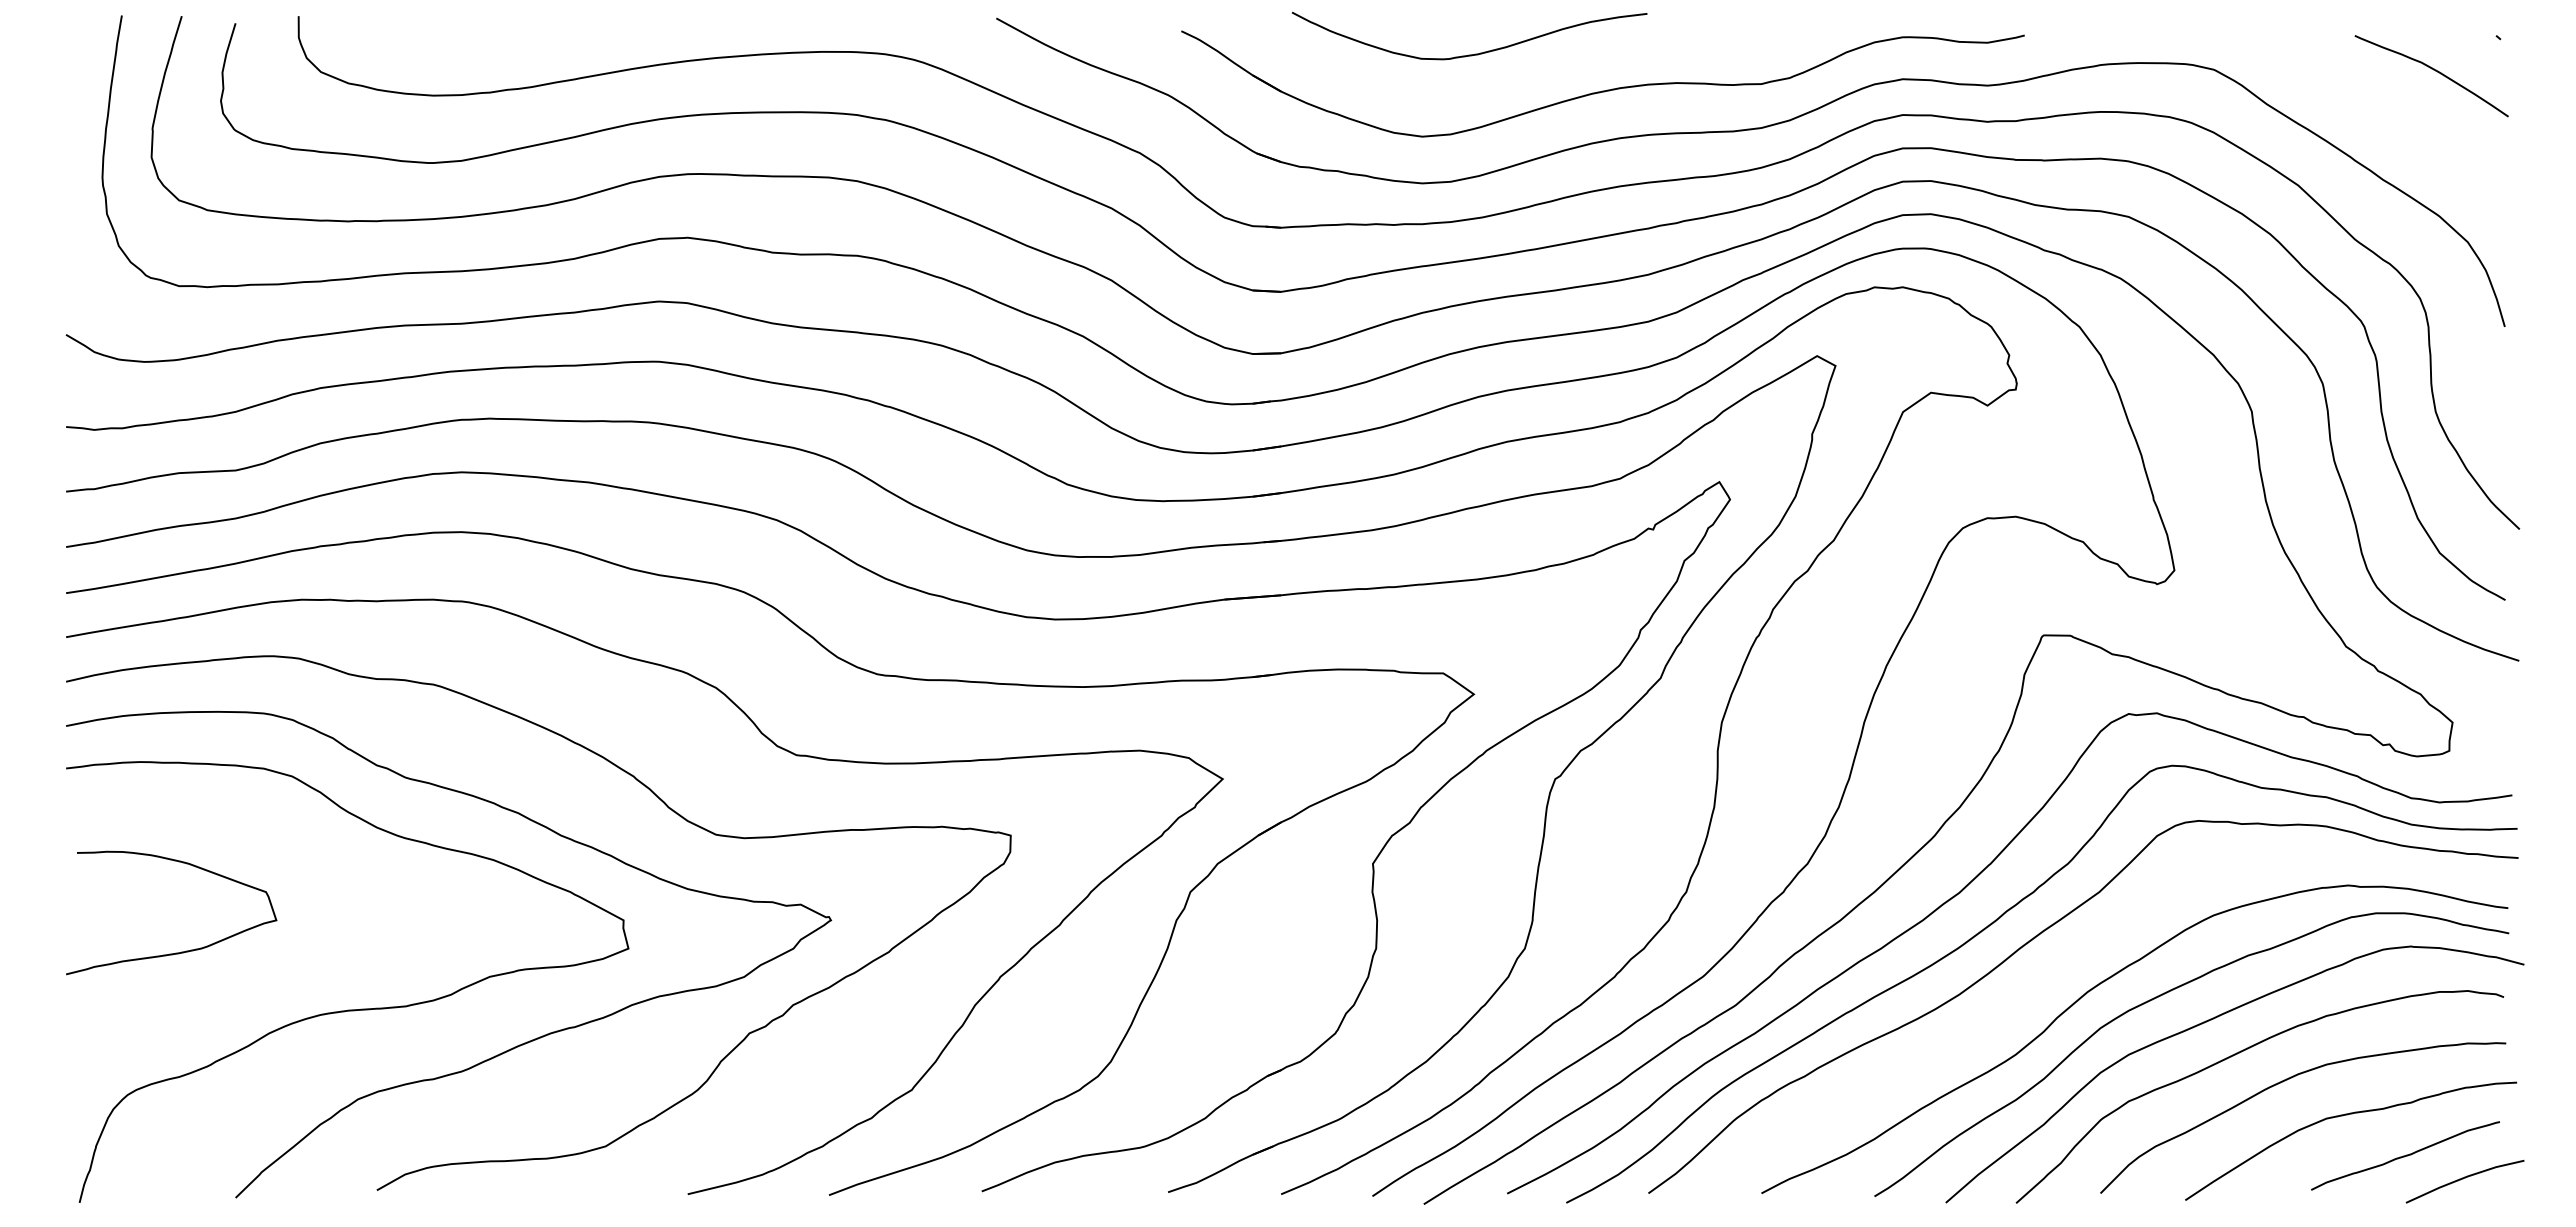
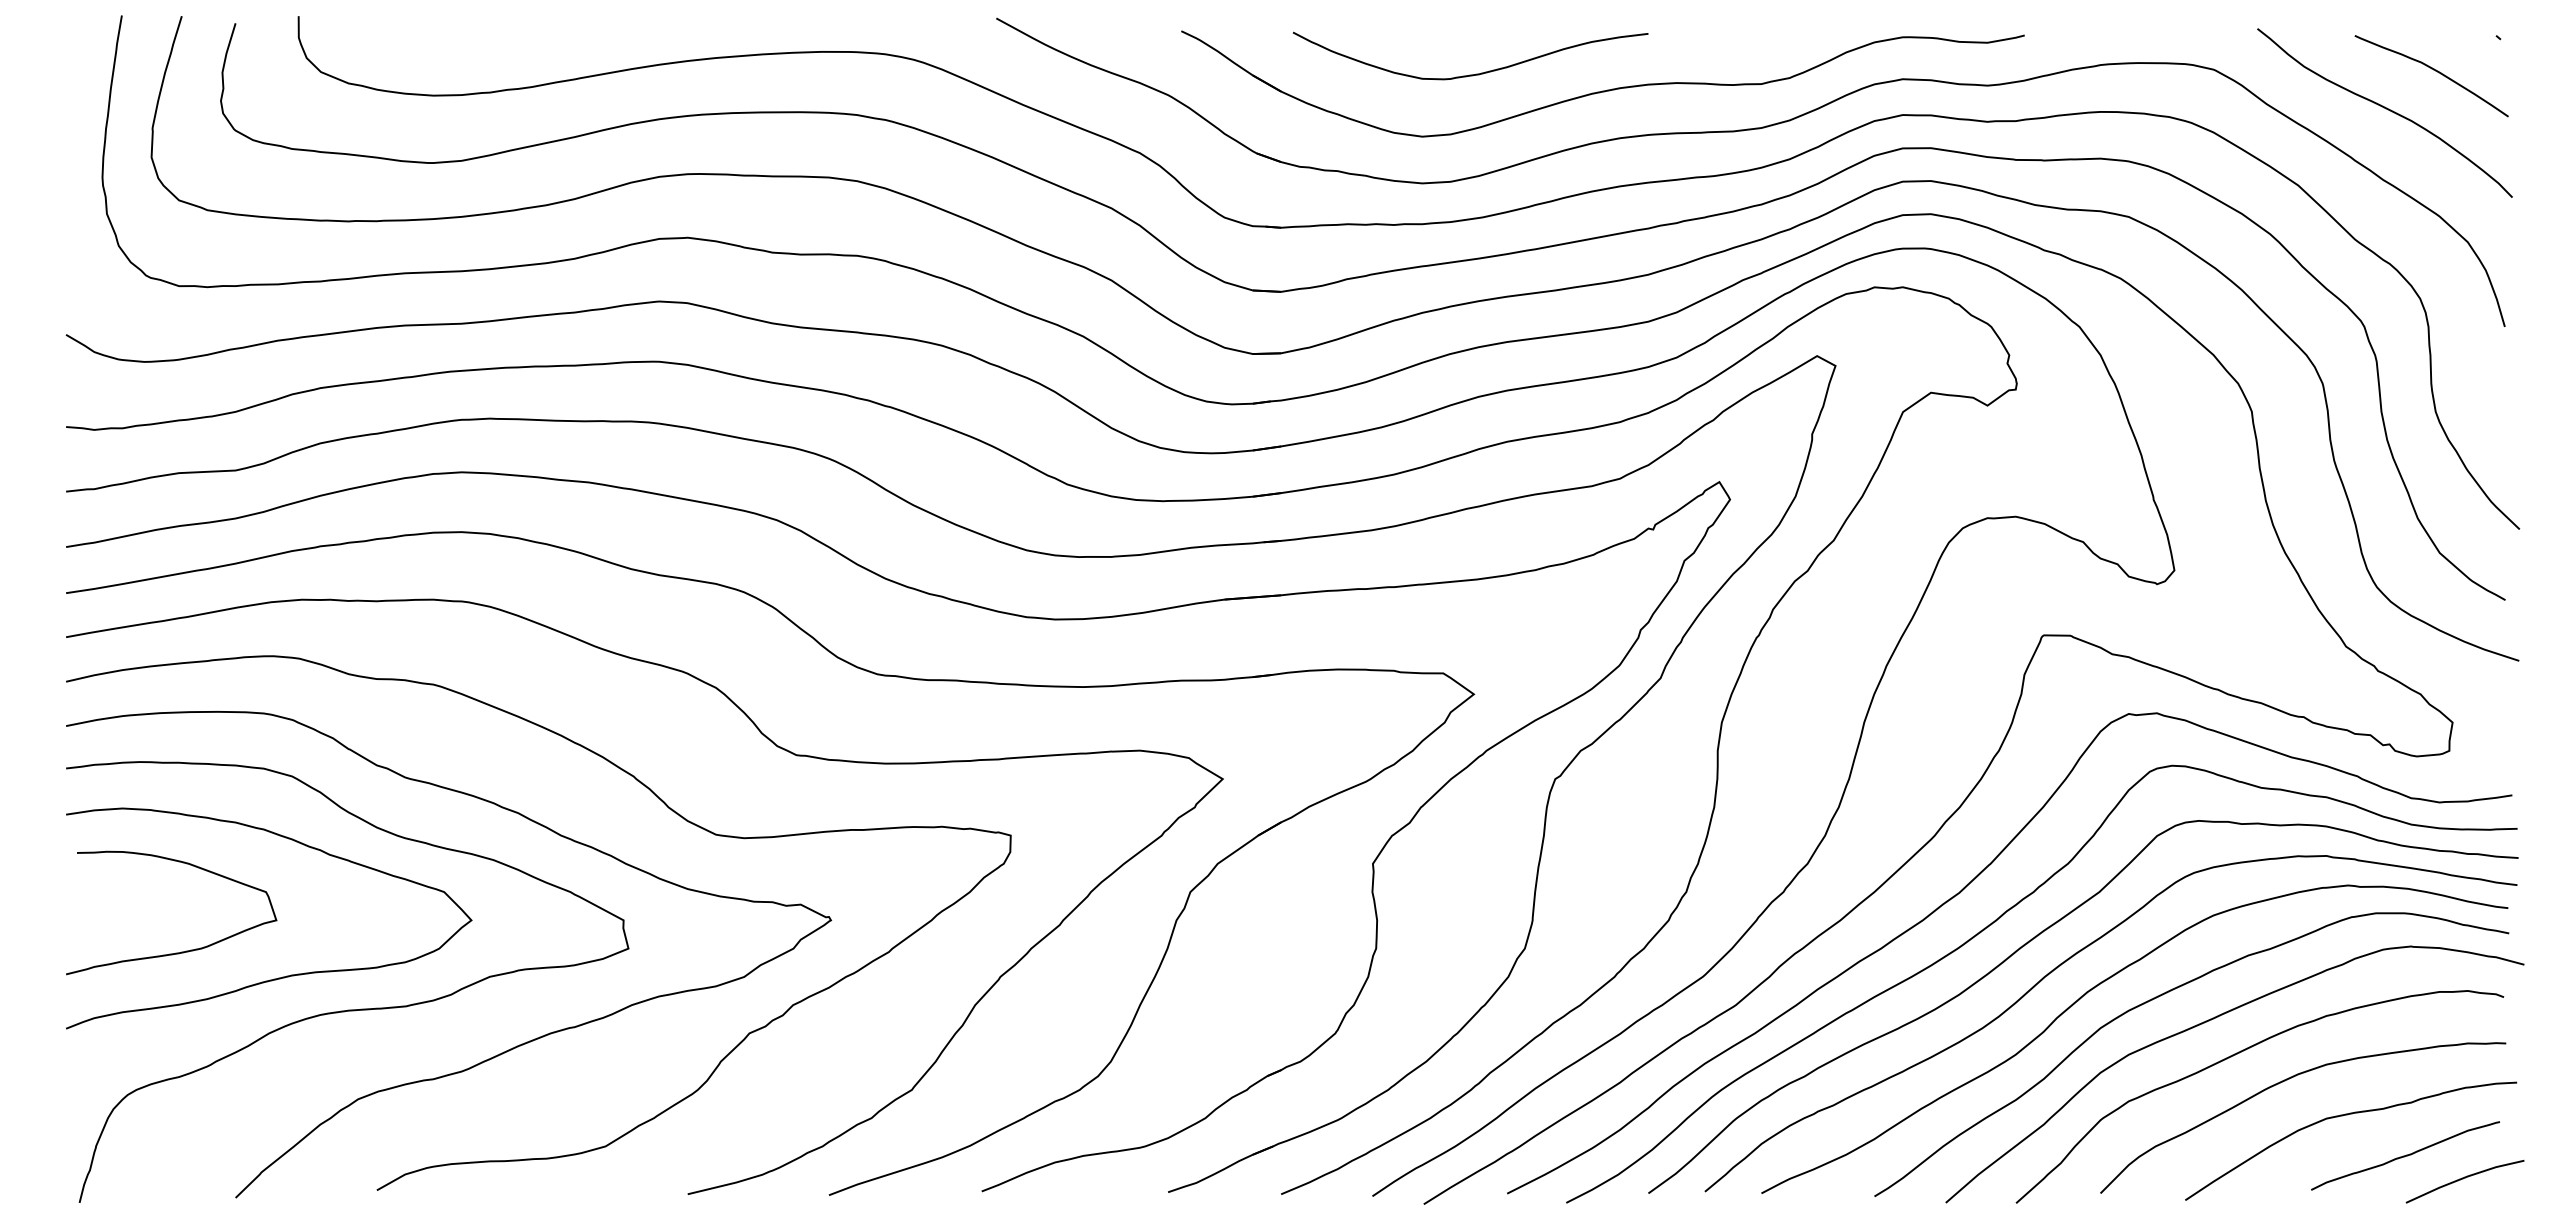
curve position: (1475, 53) -> (1476, 73) (1476, 73)
curve: none -> present (2386, 109)
curve: none -> present (2064, 963)
curve: none -> present (282, 976)
